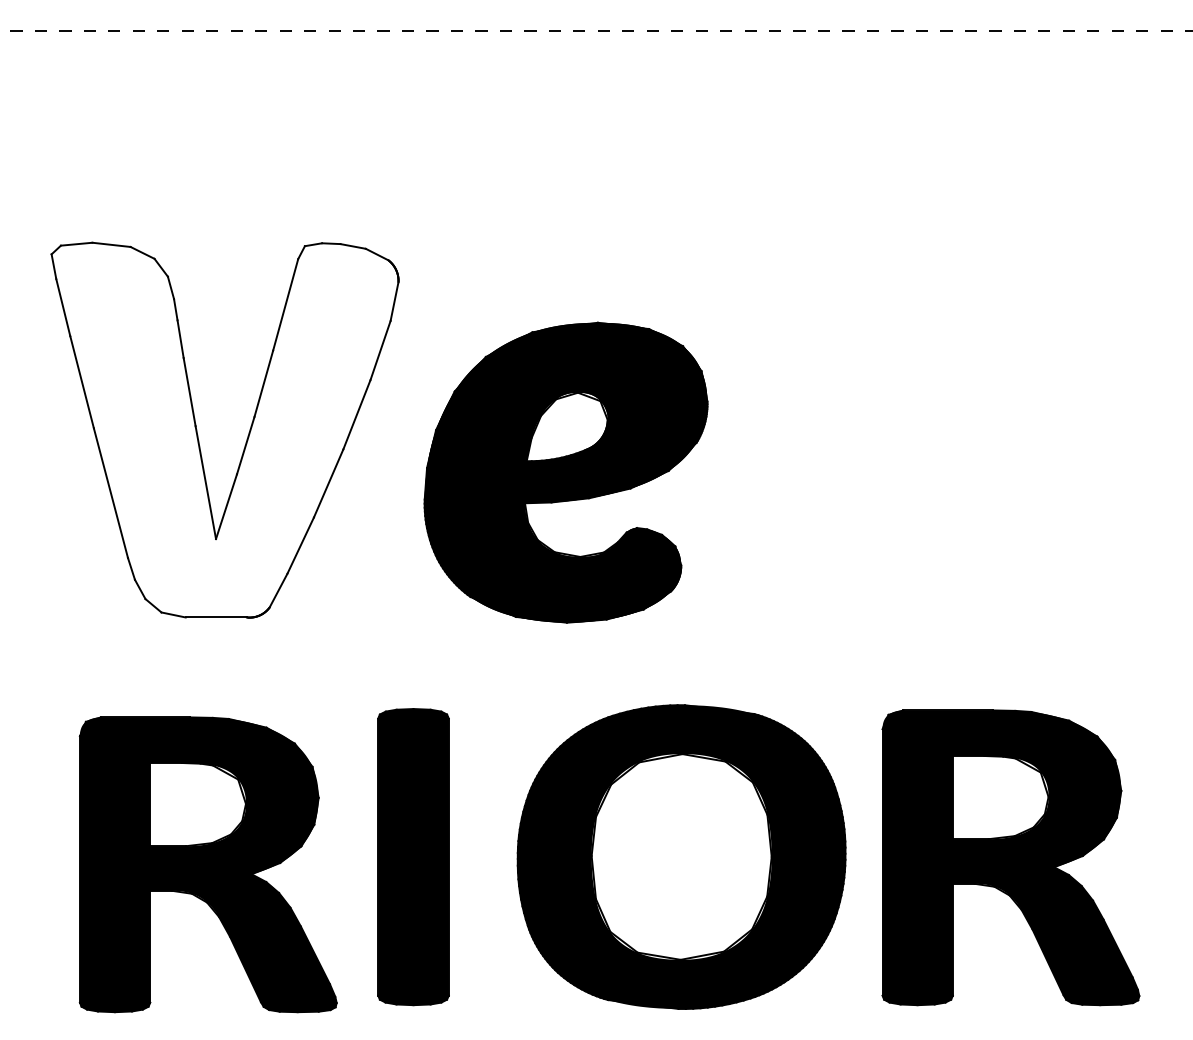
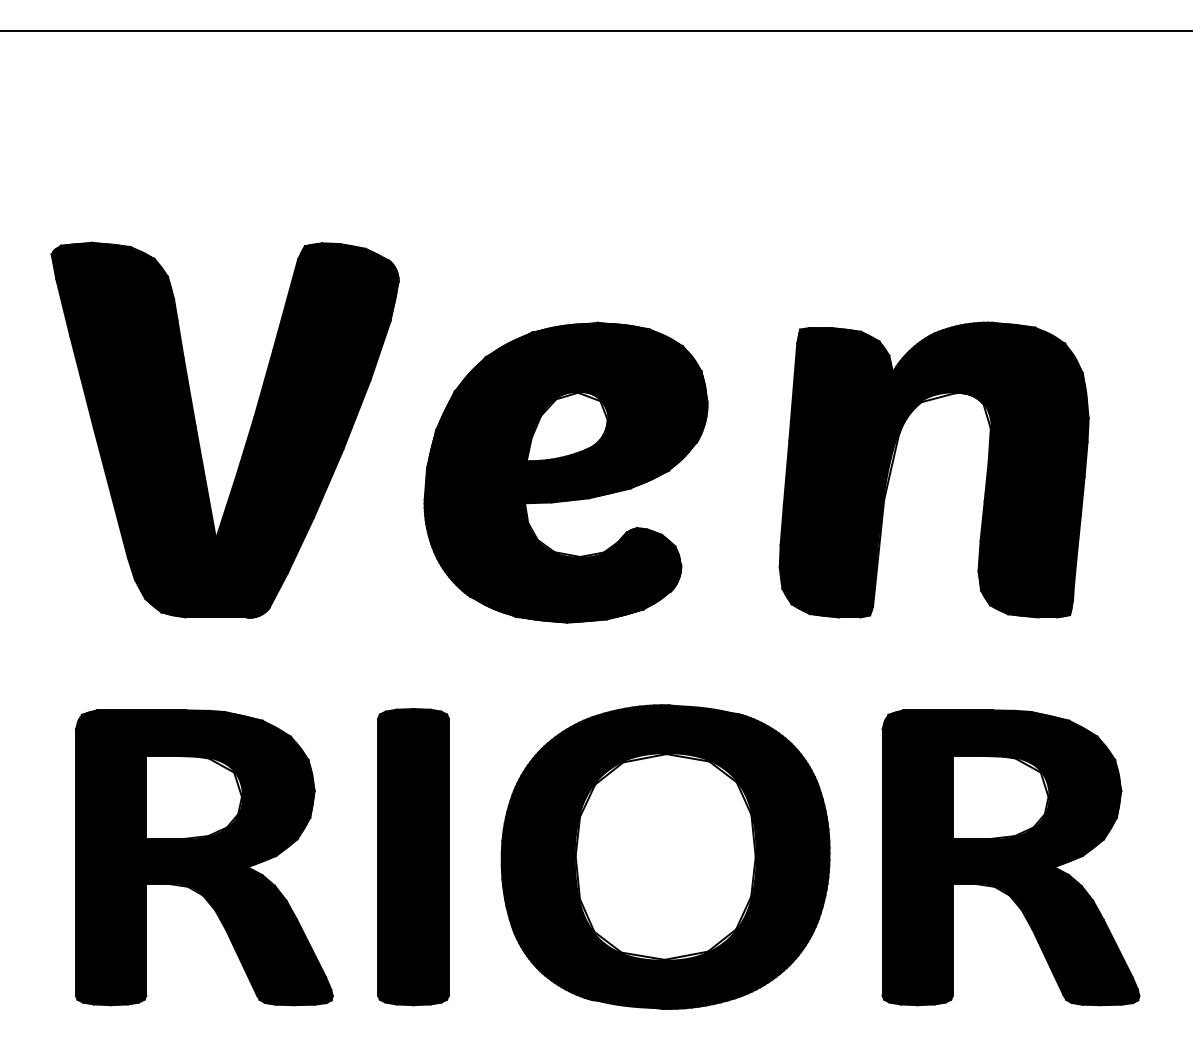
line: dashed -> solid (596, 31)
fill: none -> present (224, 429)
part: none -> present (894, 459)
part position: (681, 856) -> (665, 856) (665, 856)
part position: (207, 864) -> (203, 857) (203, 857)
